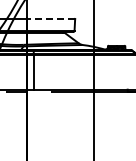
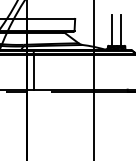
line: dashed -> solid (50, 19)
line: none -> present (112, 30)
line: none -> present (121, 30)
